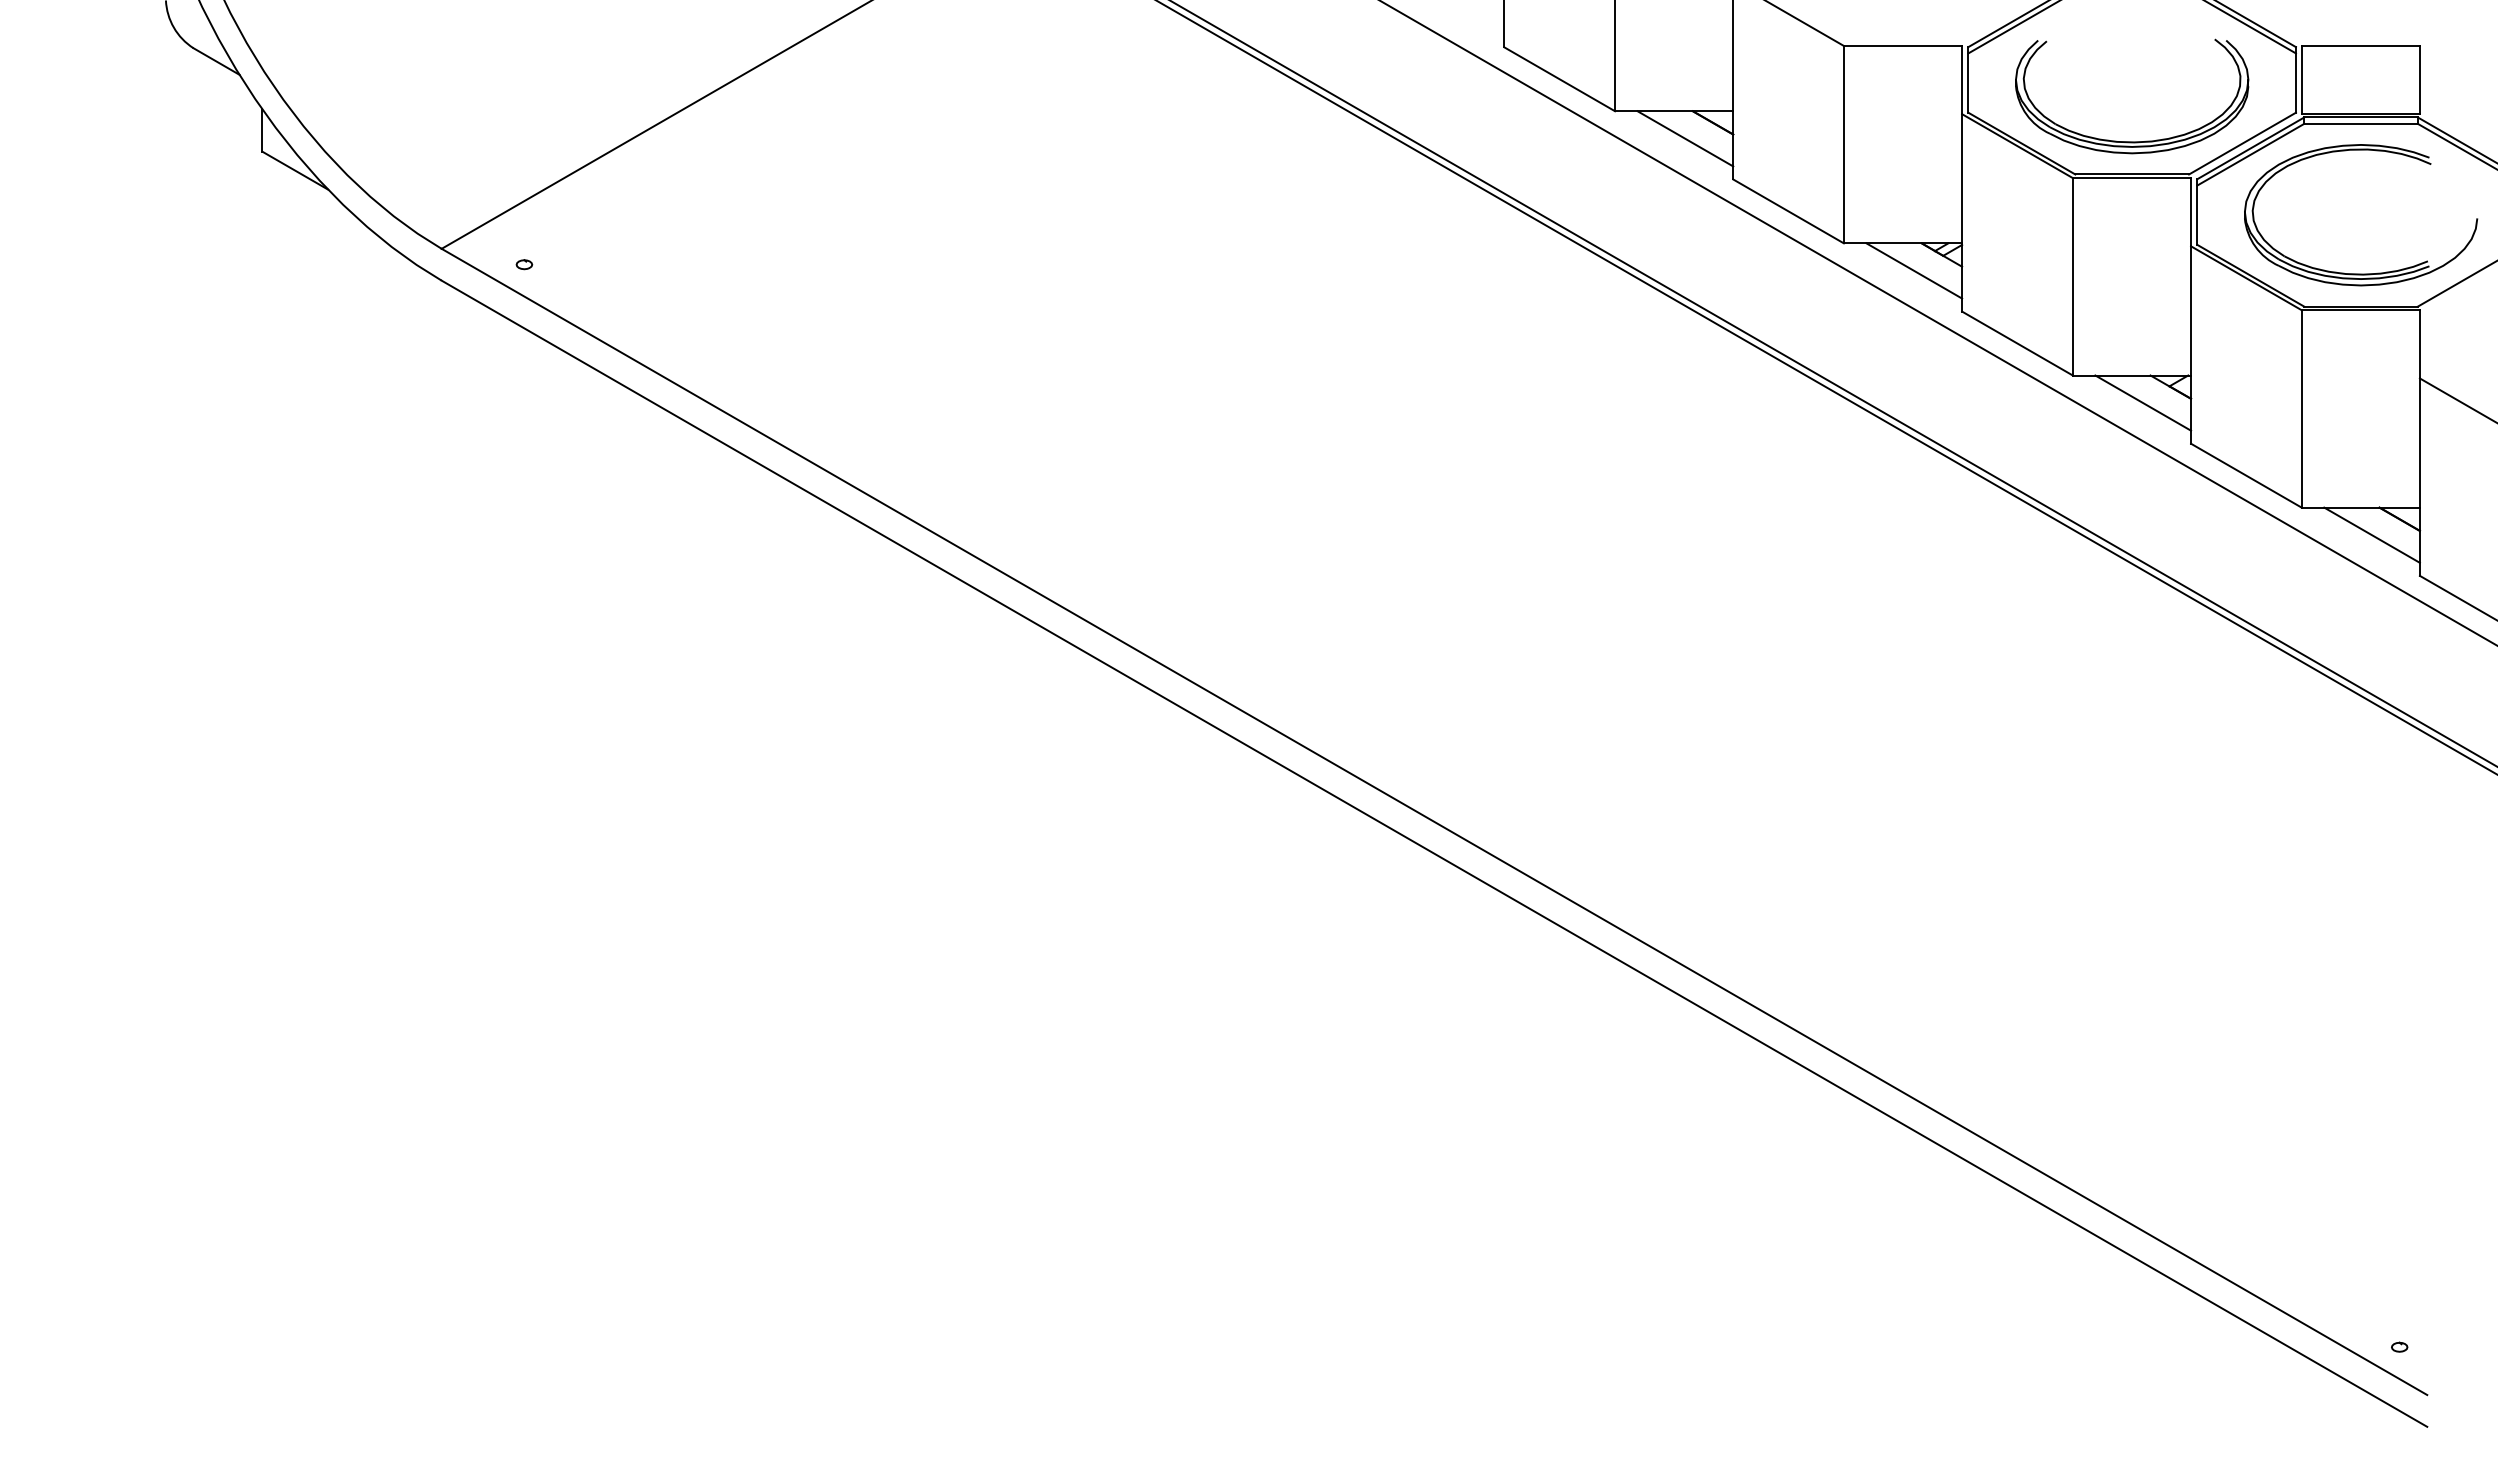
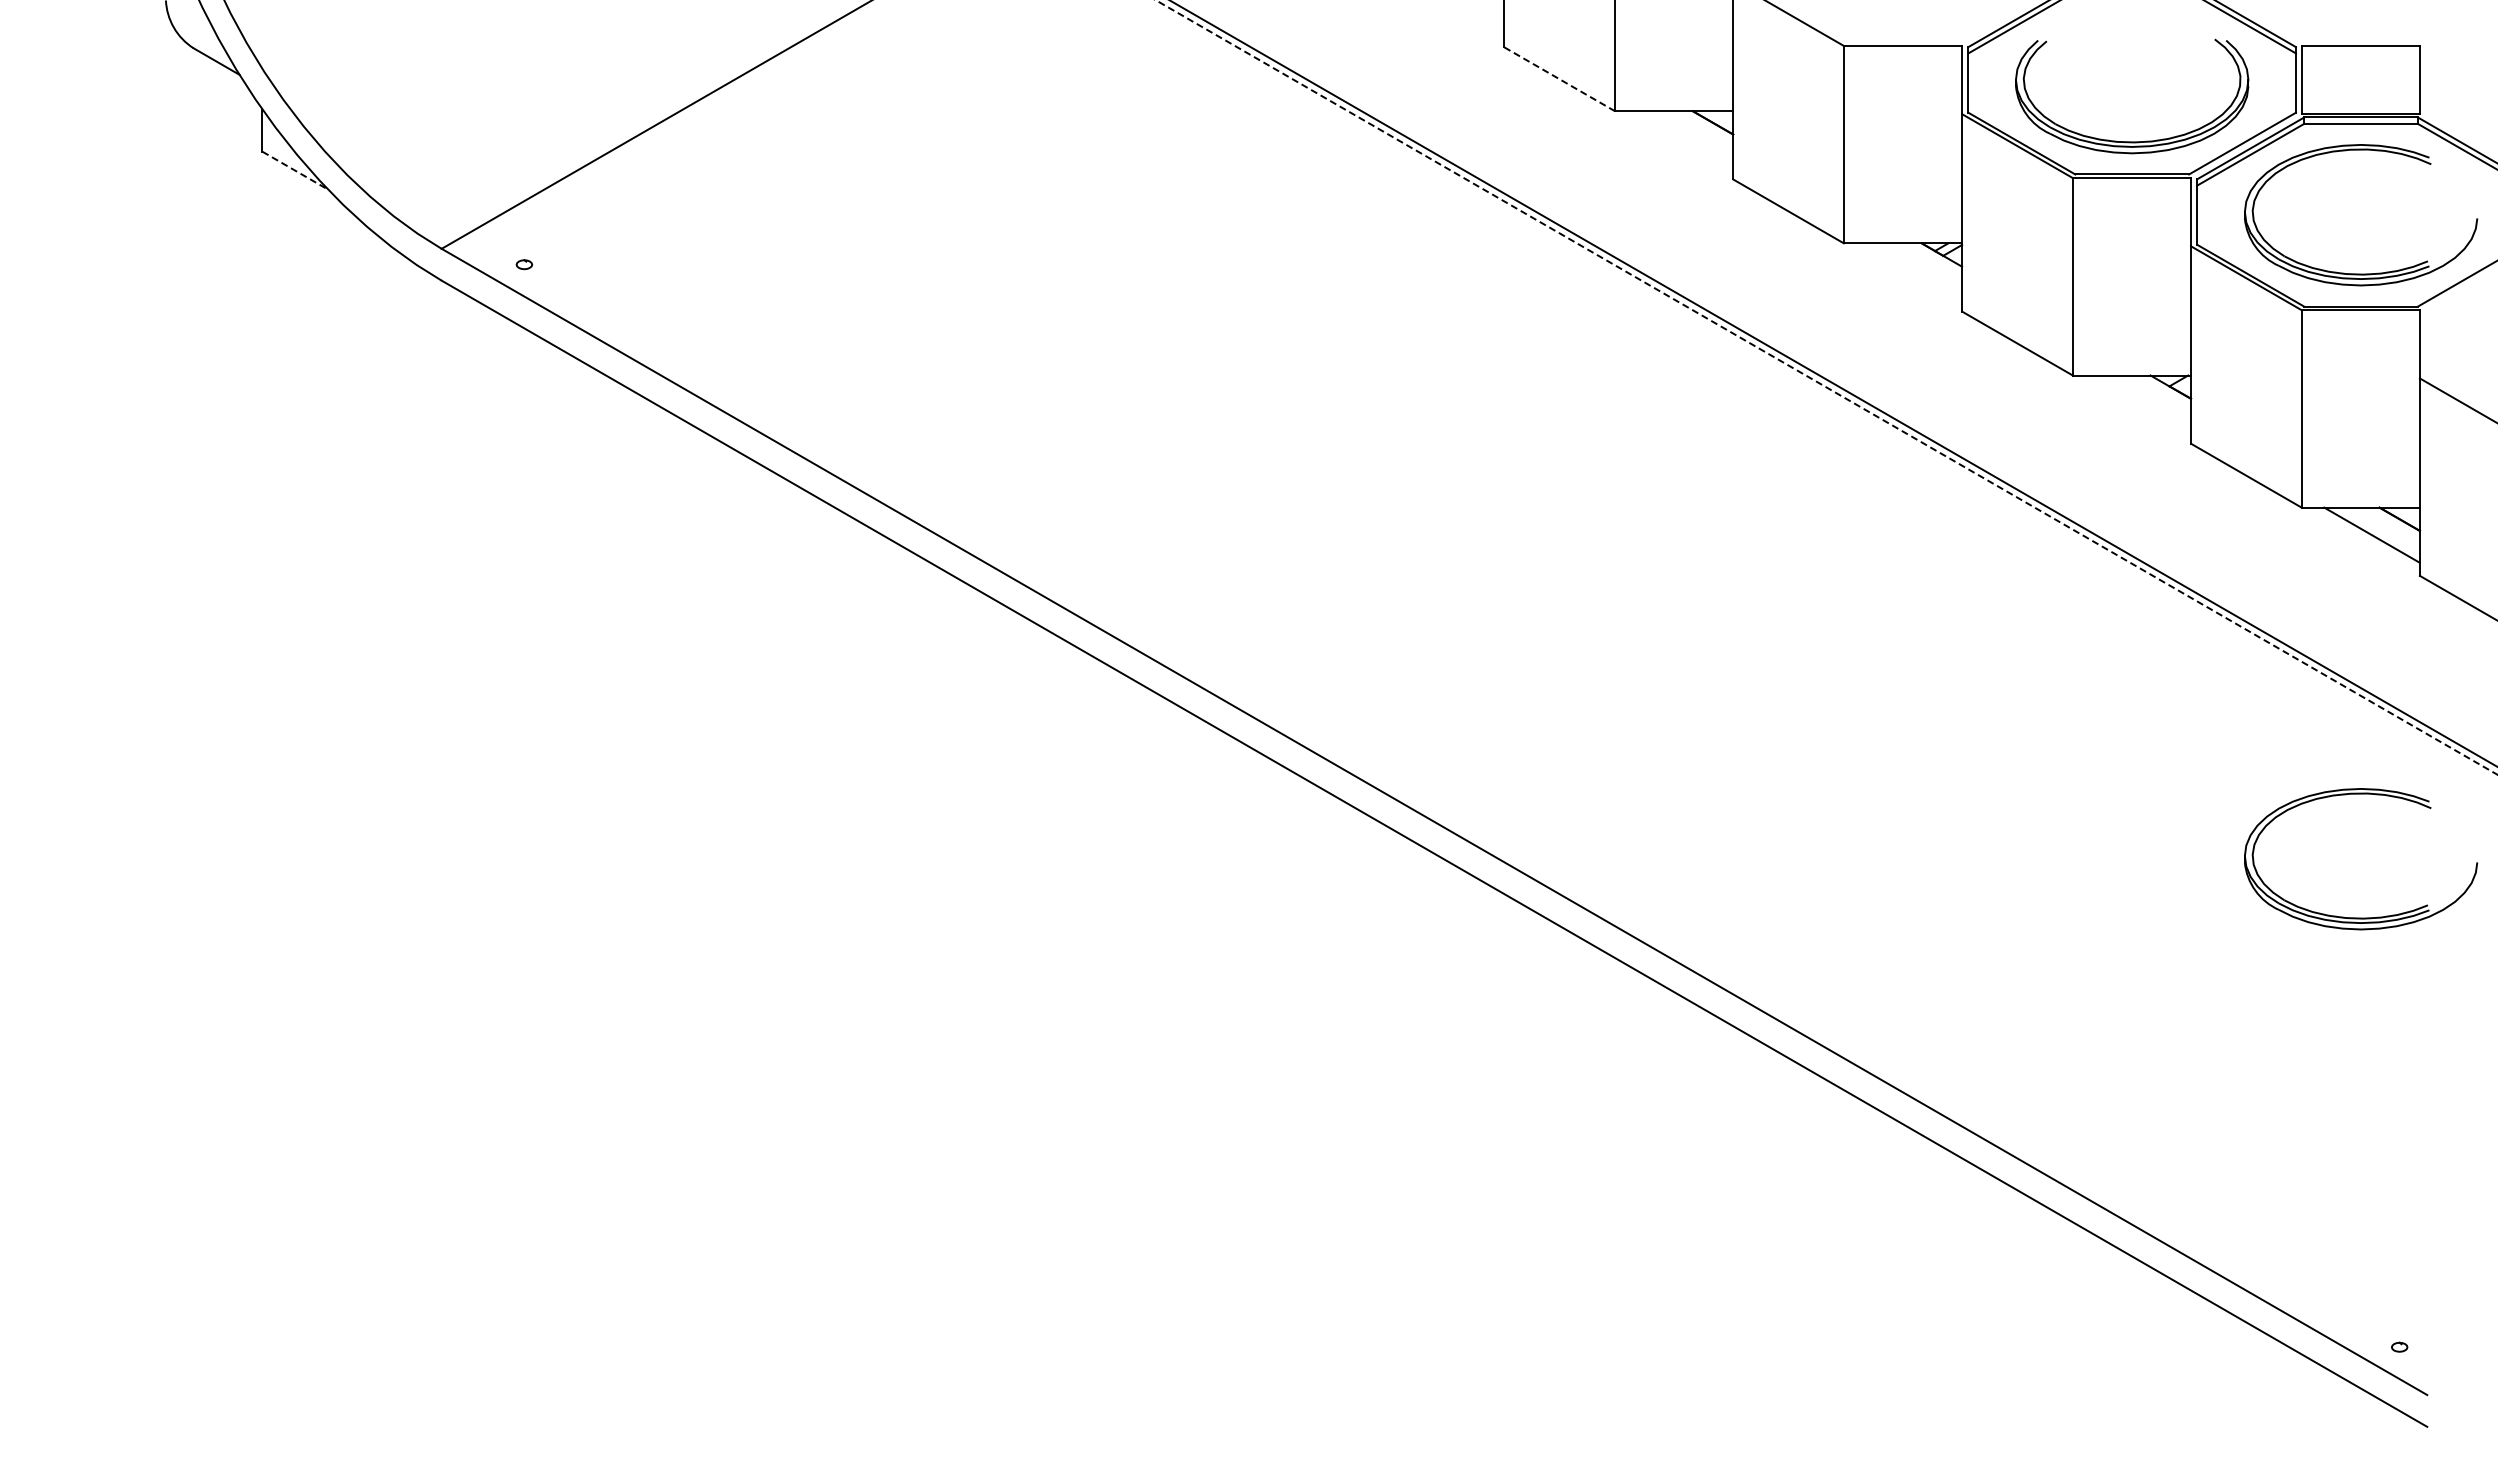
line: solid -> dashed (1559, 79)
line: present -> none (1685, 138)
line: solid -> dashed (295, 170)
line: present -> none (1914, 270)
line: present -> none (1938, 323)
line: solid -> dashed (1827, 387)
line: present -> none (2143, 402)
part: none -> present (2361, 917)
